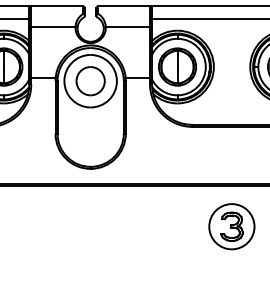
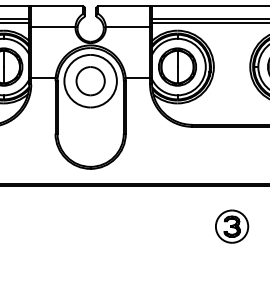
line: none -> present (15, 22)
line: none -> present (209, 22)
part size: 48x48 px -> 35x35 px (232, 226)
